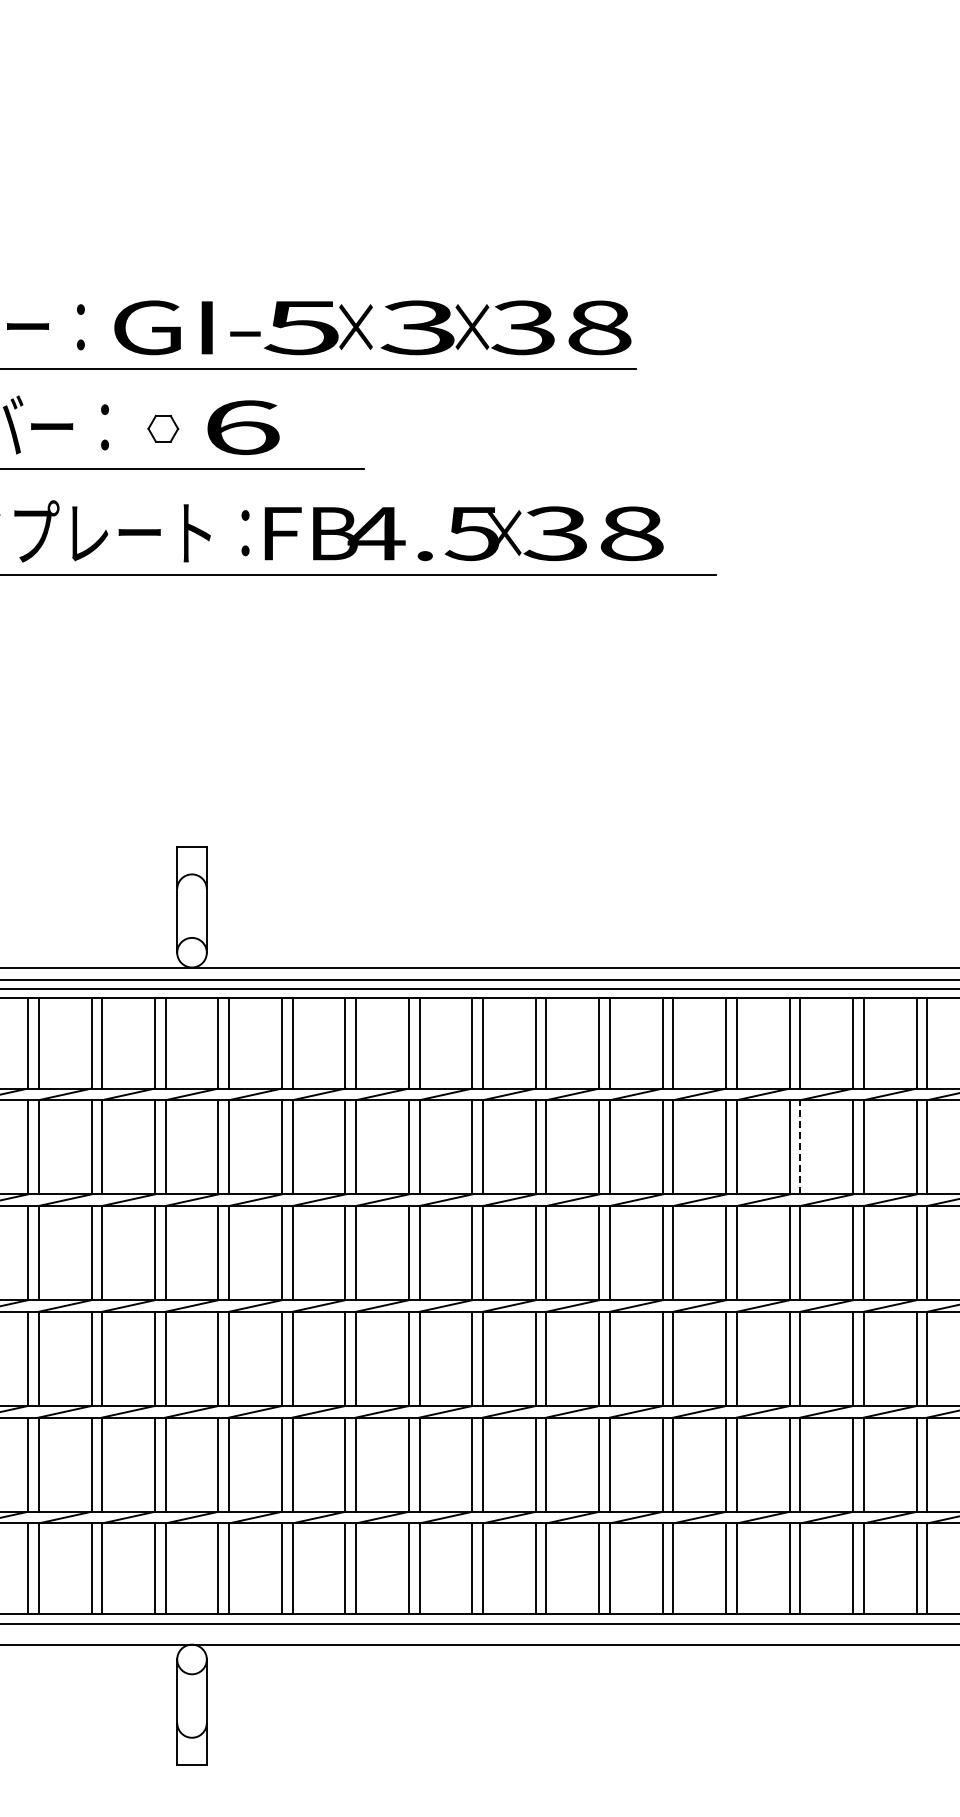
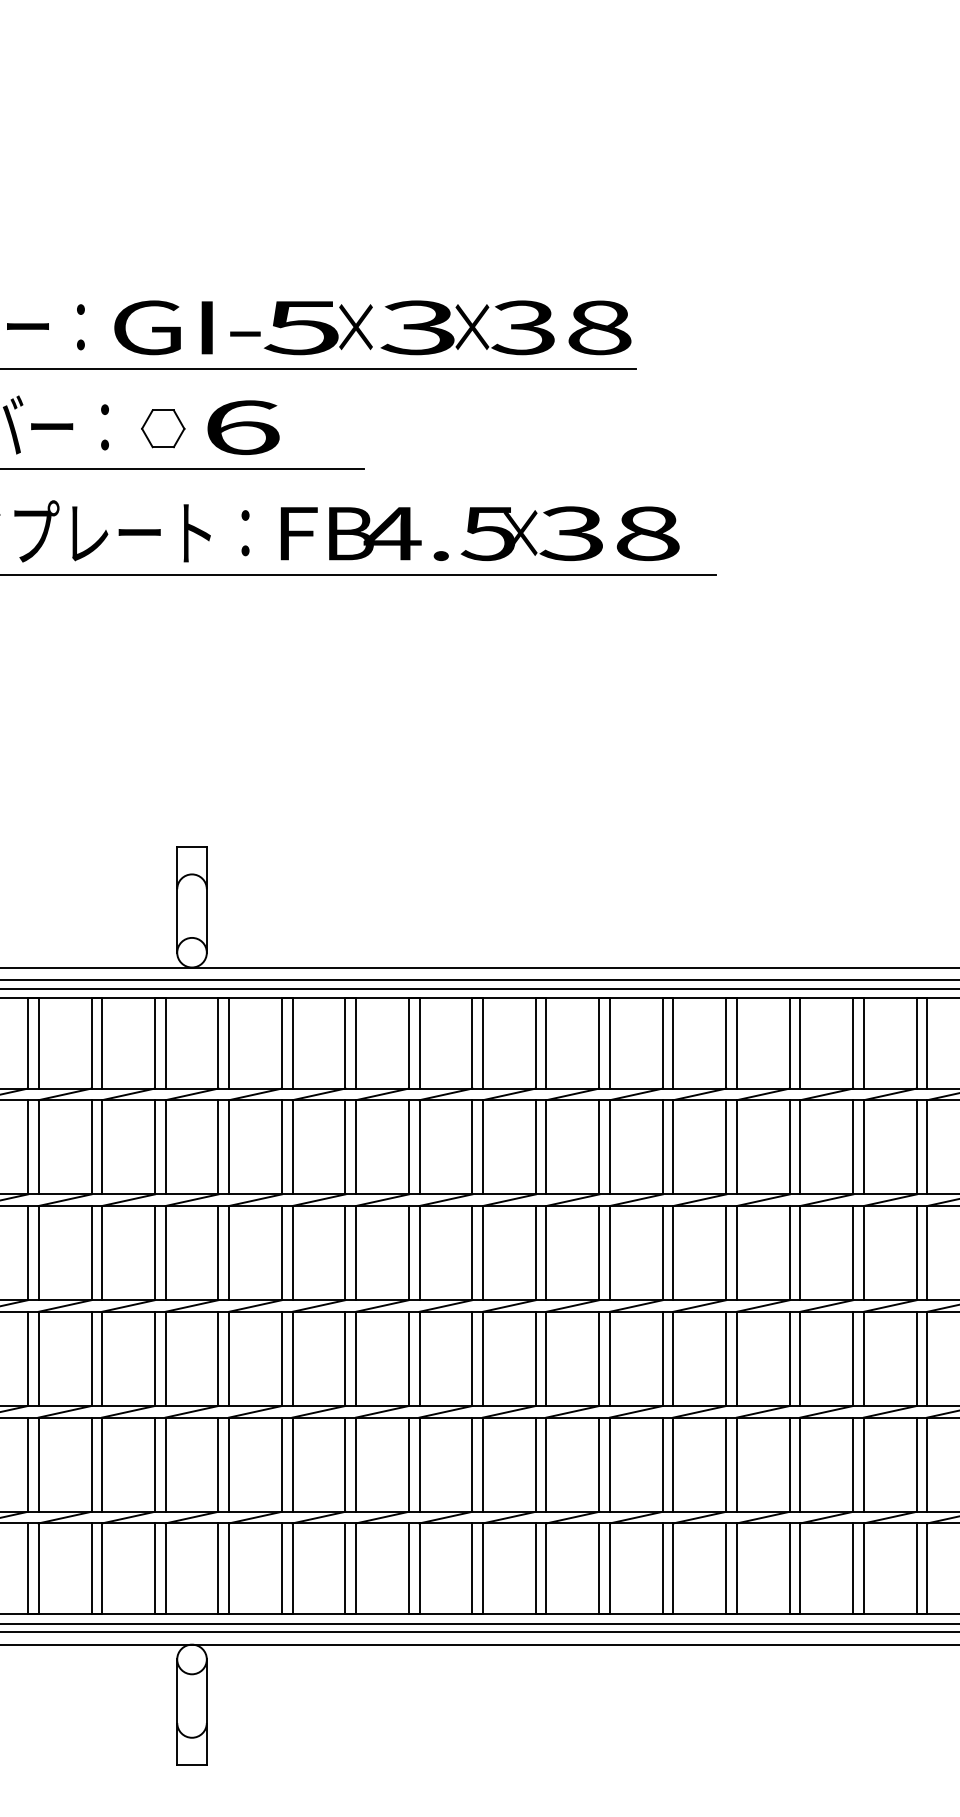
part size: 33x29 px -> 45x40 px (163, 428)
text position: (463, 533) -> (479, 533) (479, 533)
line: dashed -> solid (800, 1146)
line: none -> present (479, 1631)
